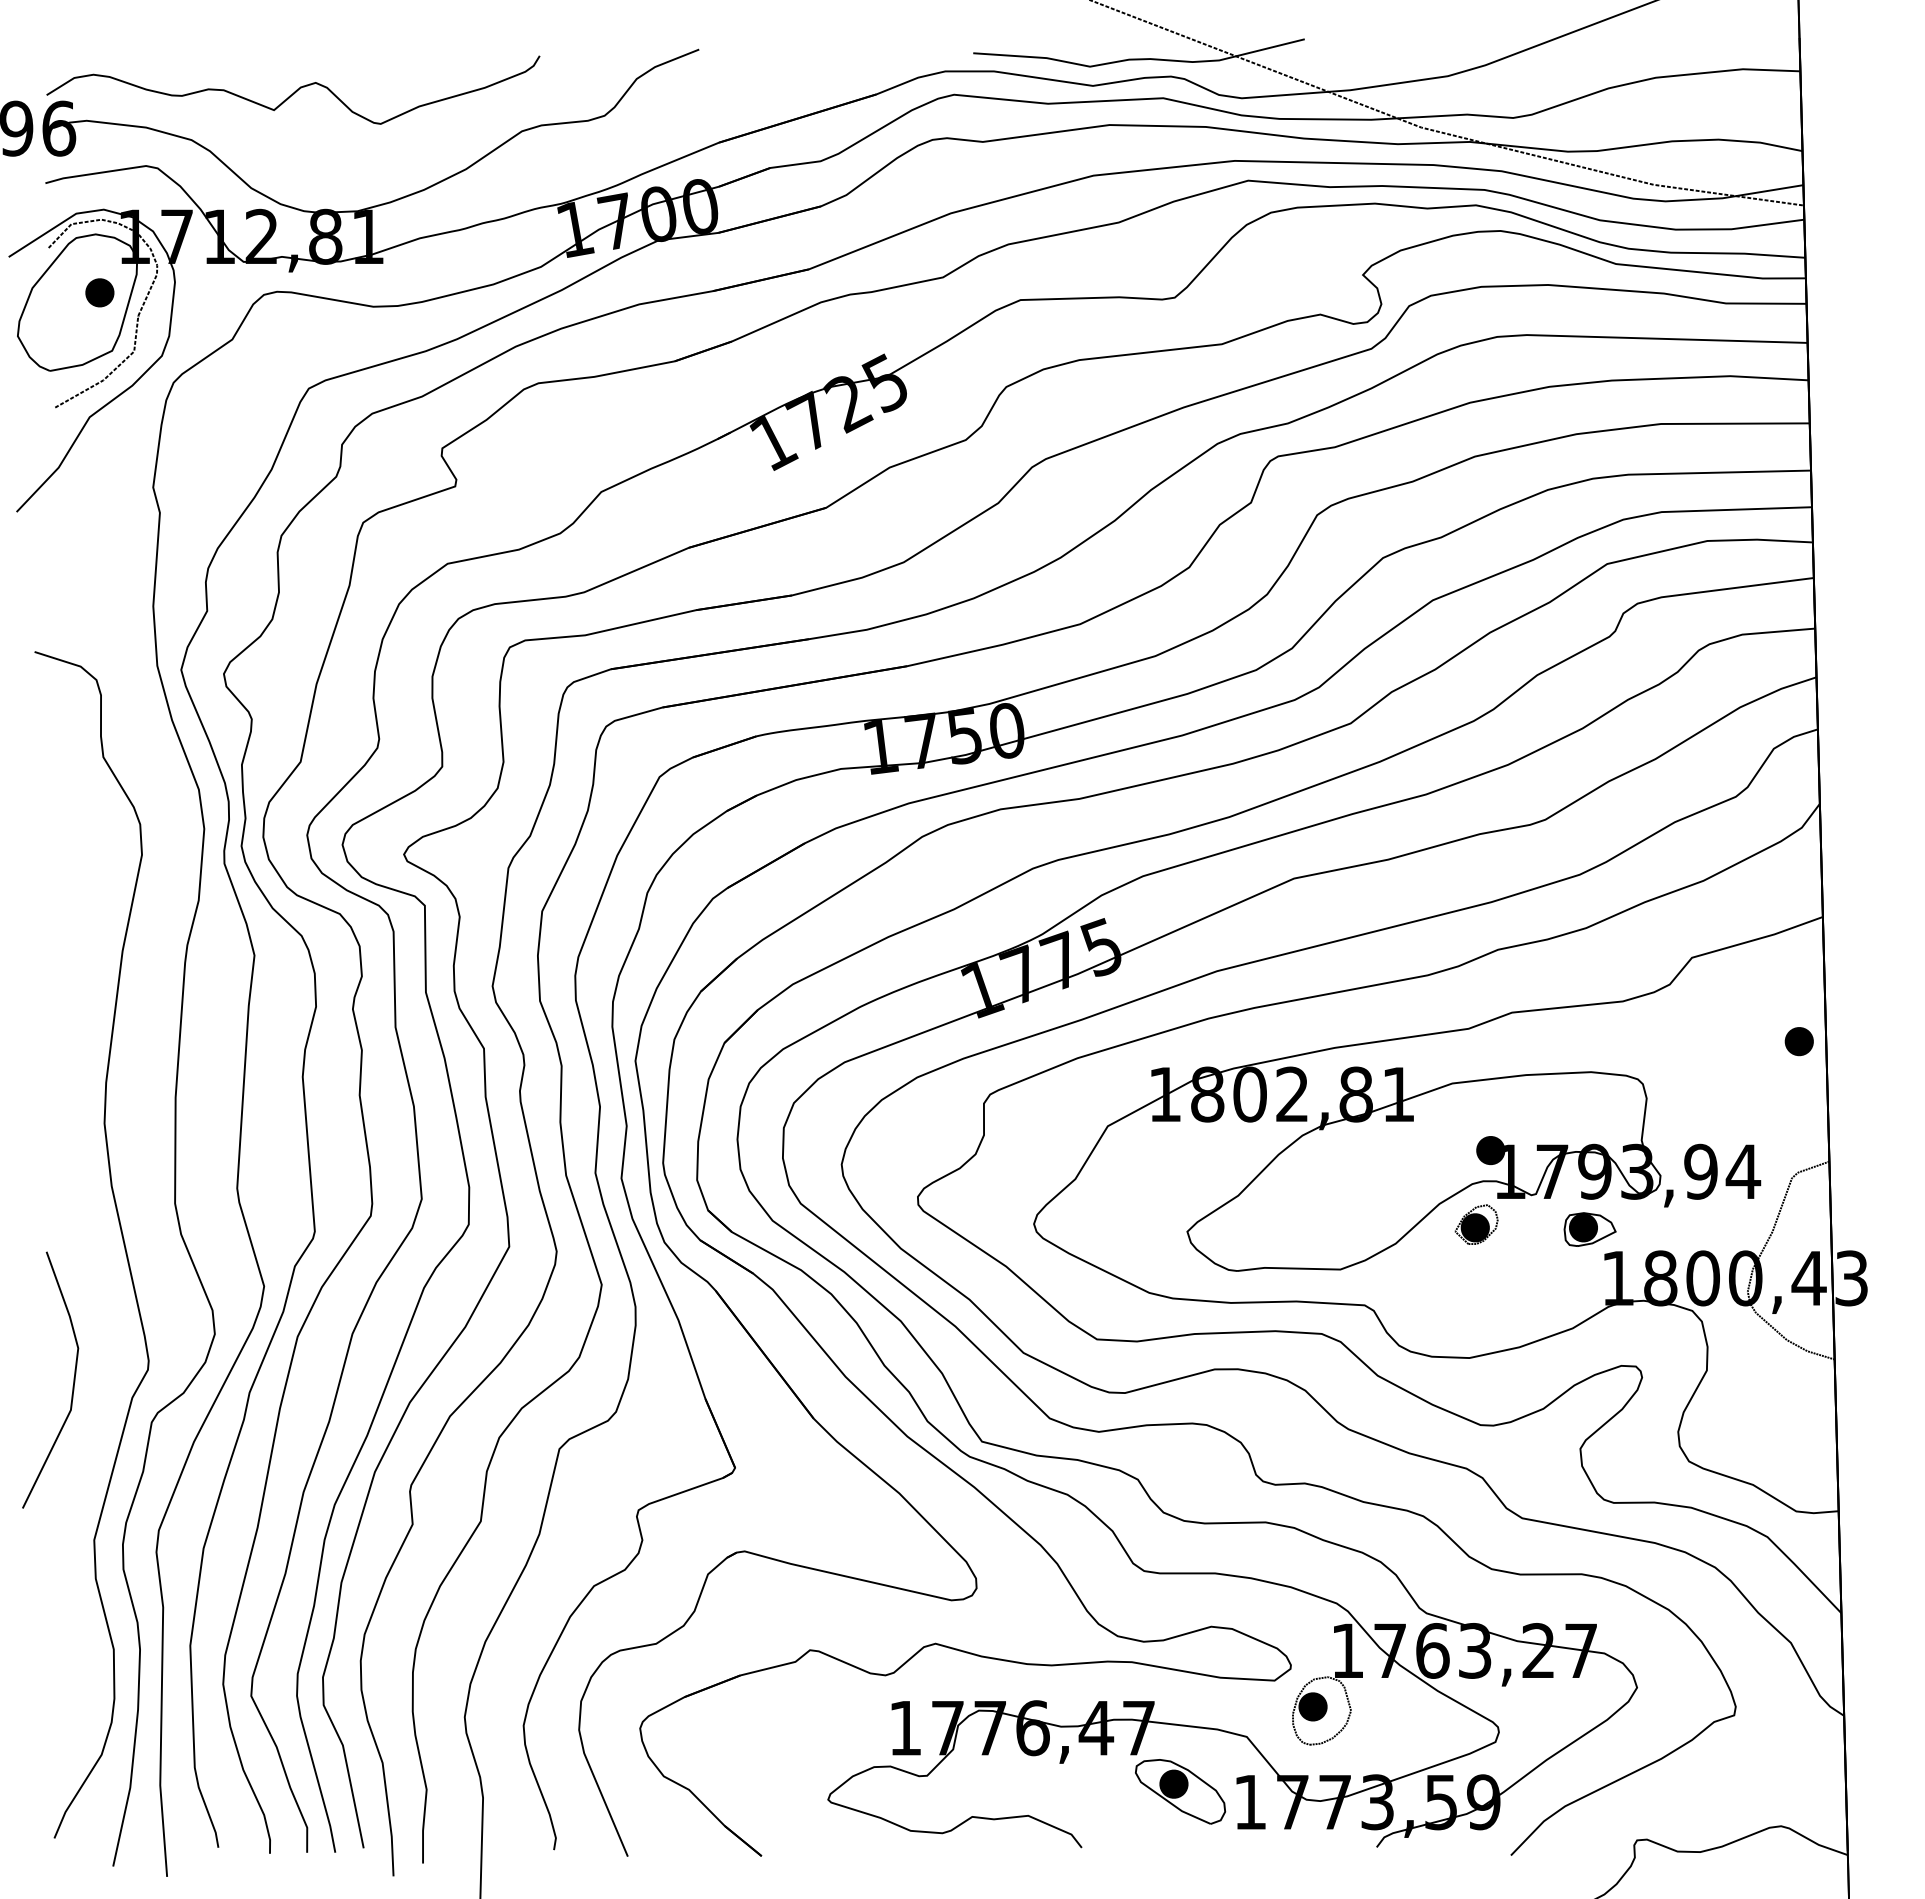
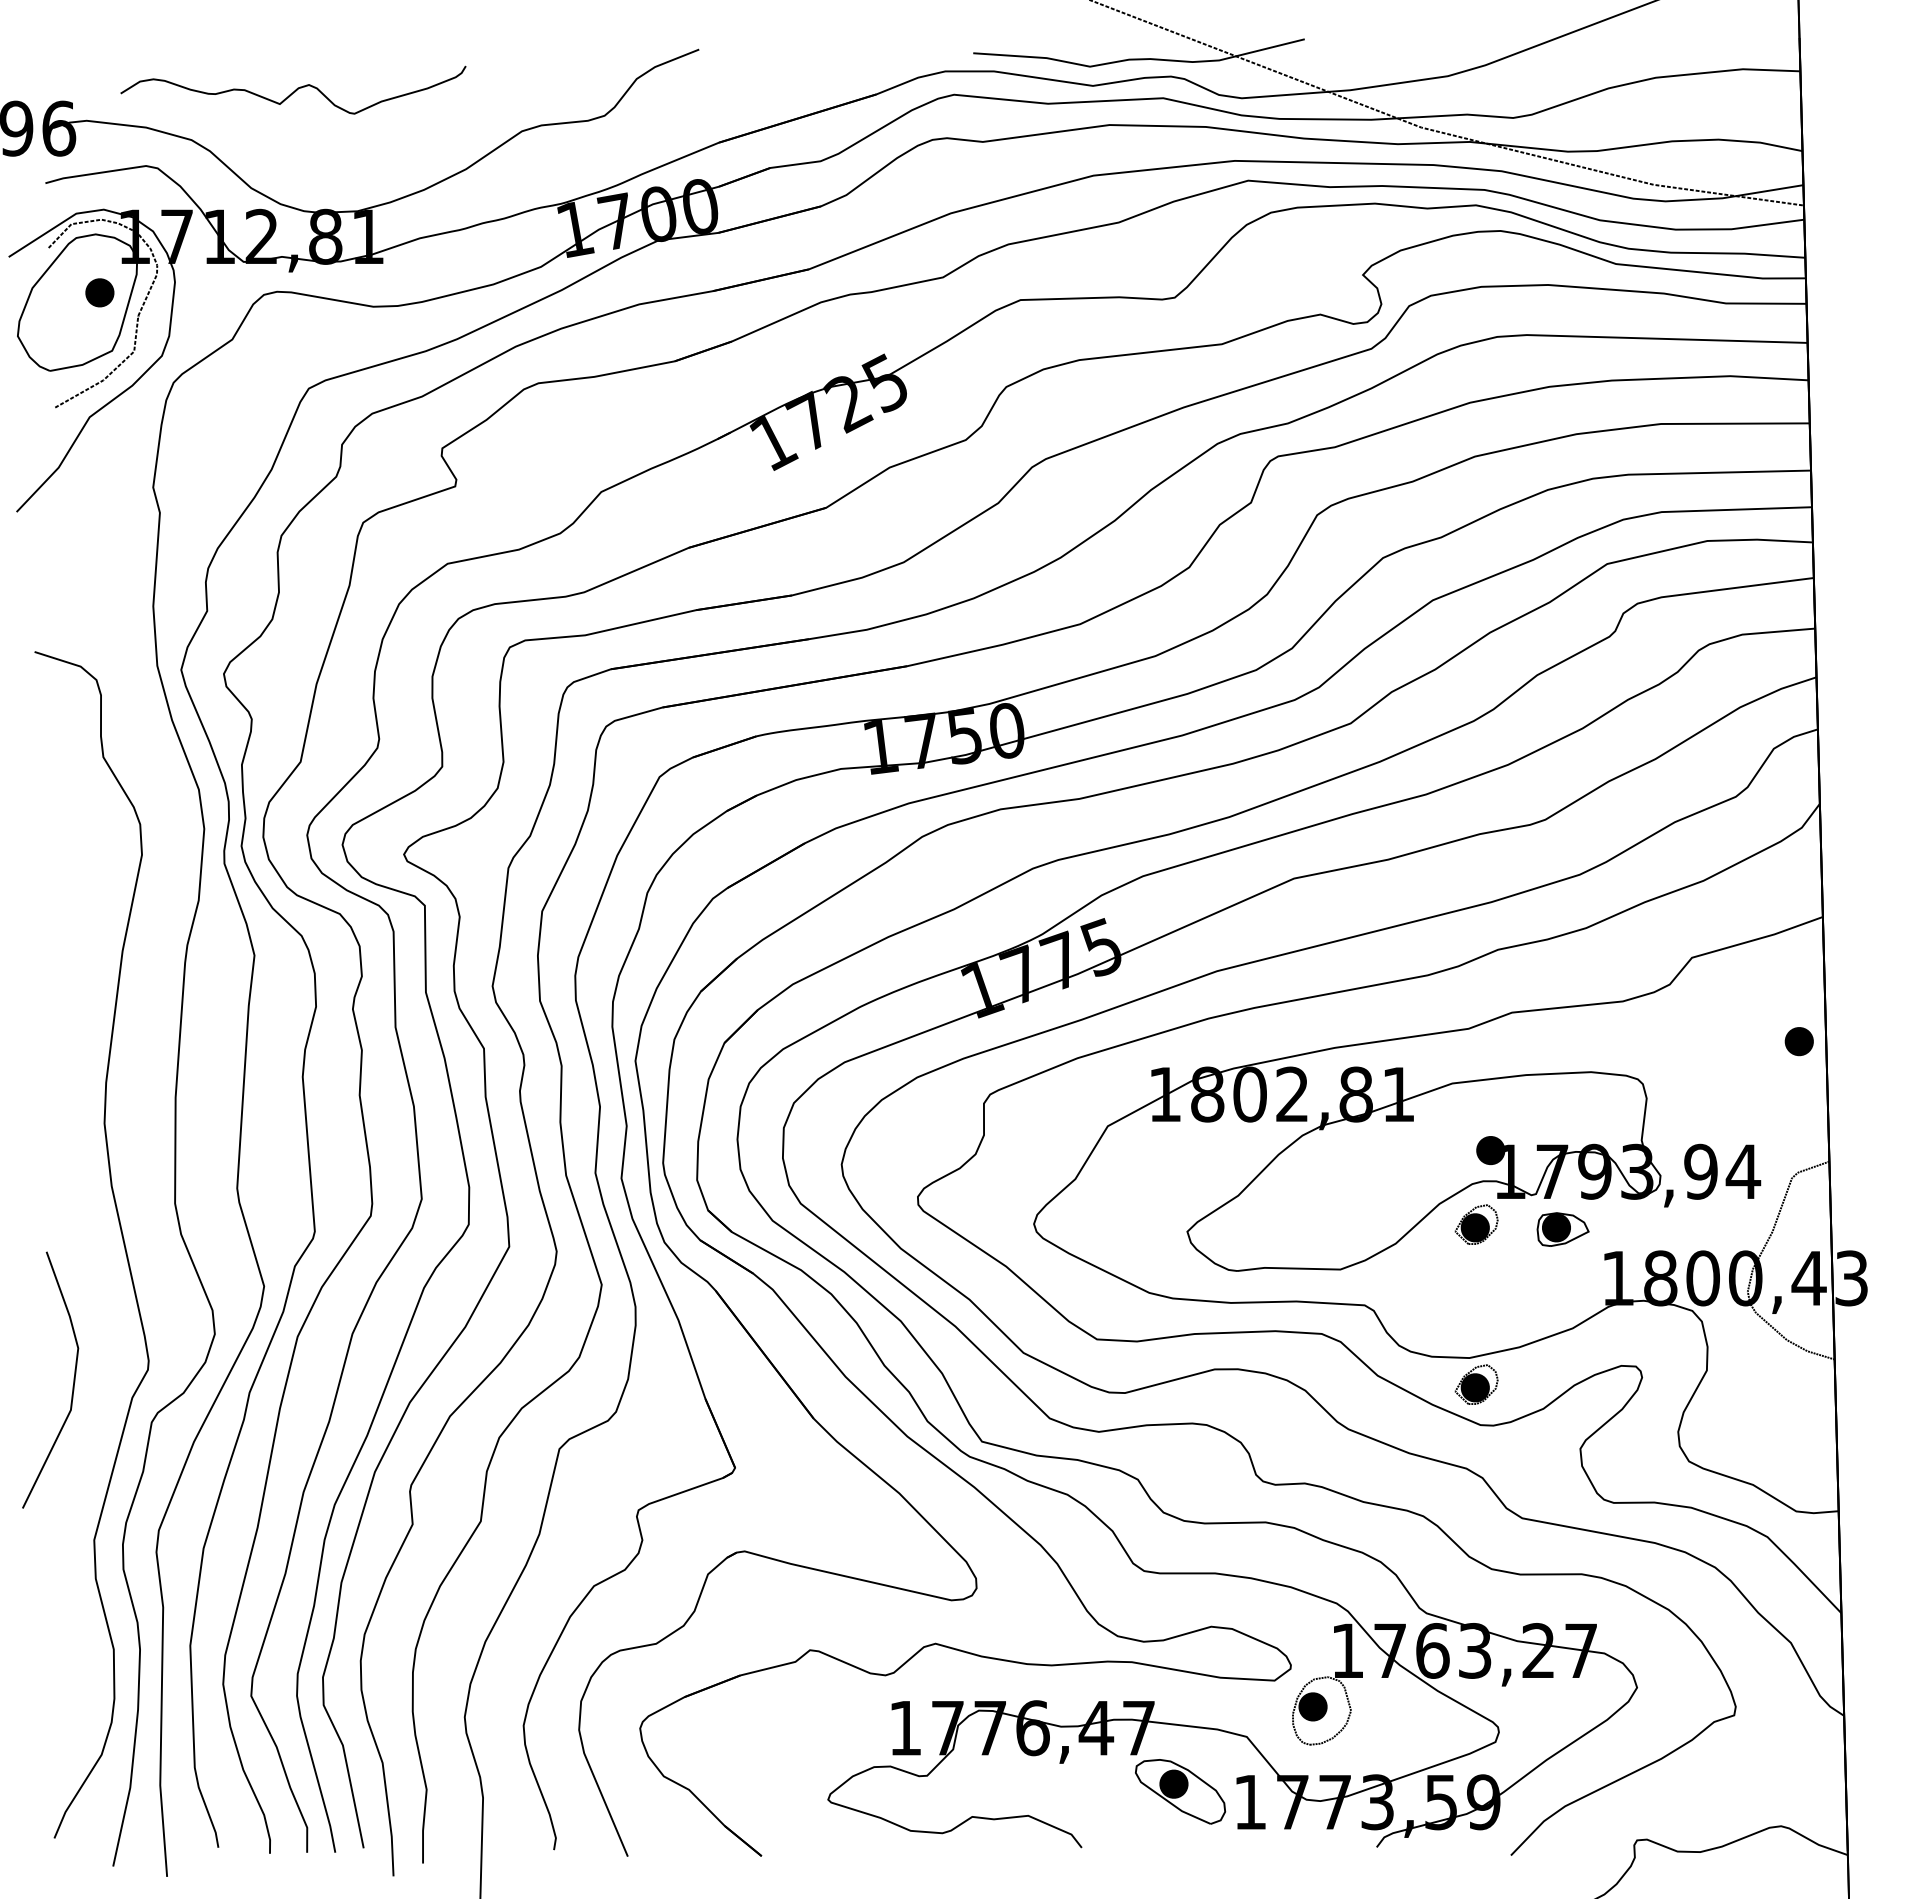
part size: 495x70 px -> 347x50 px (293, 89)
part position: (1589, 1229) -> (1562, 1229) (1562, 1229)
part: none -> present (1476, 1384)
